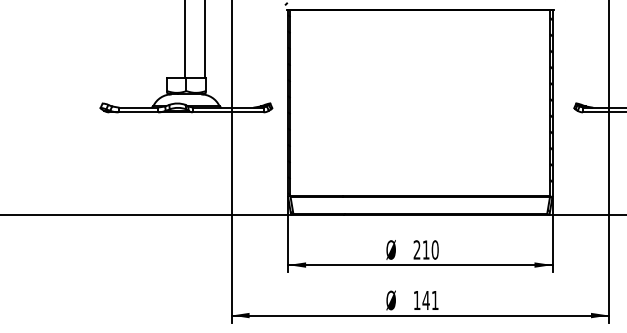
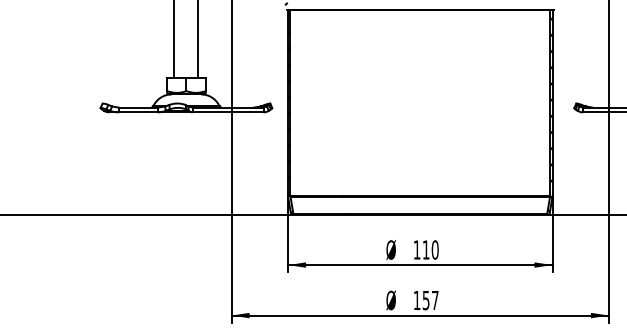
line position: (185, 39) -> (174, 39) (174, 39)
line position: (205, 39) -> (198, 39) (198, 39)
text: 210 -> 110 (416, 249)
text: 141 -> 157 (430, 300)
